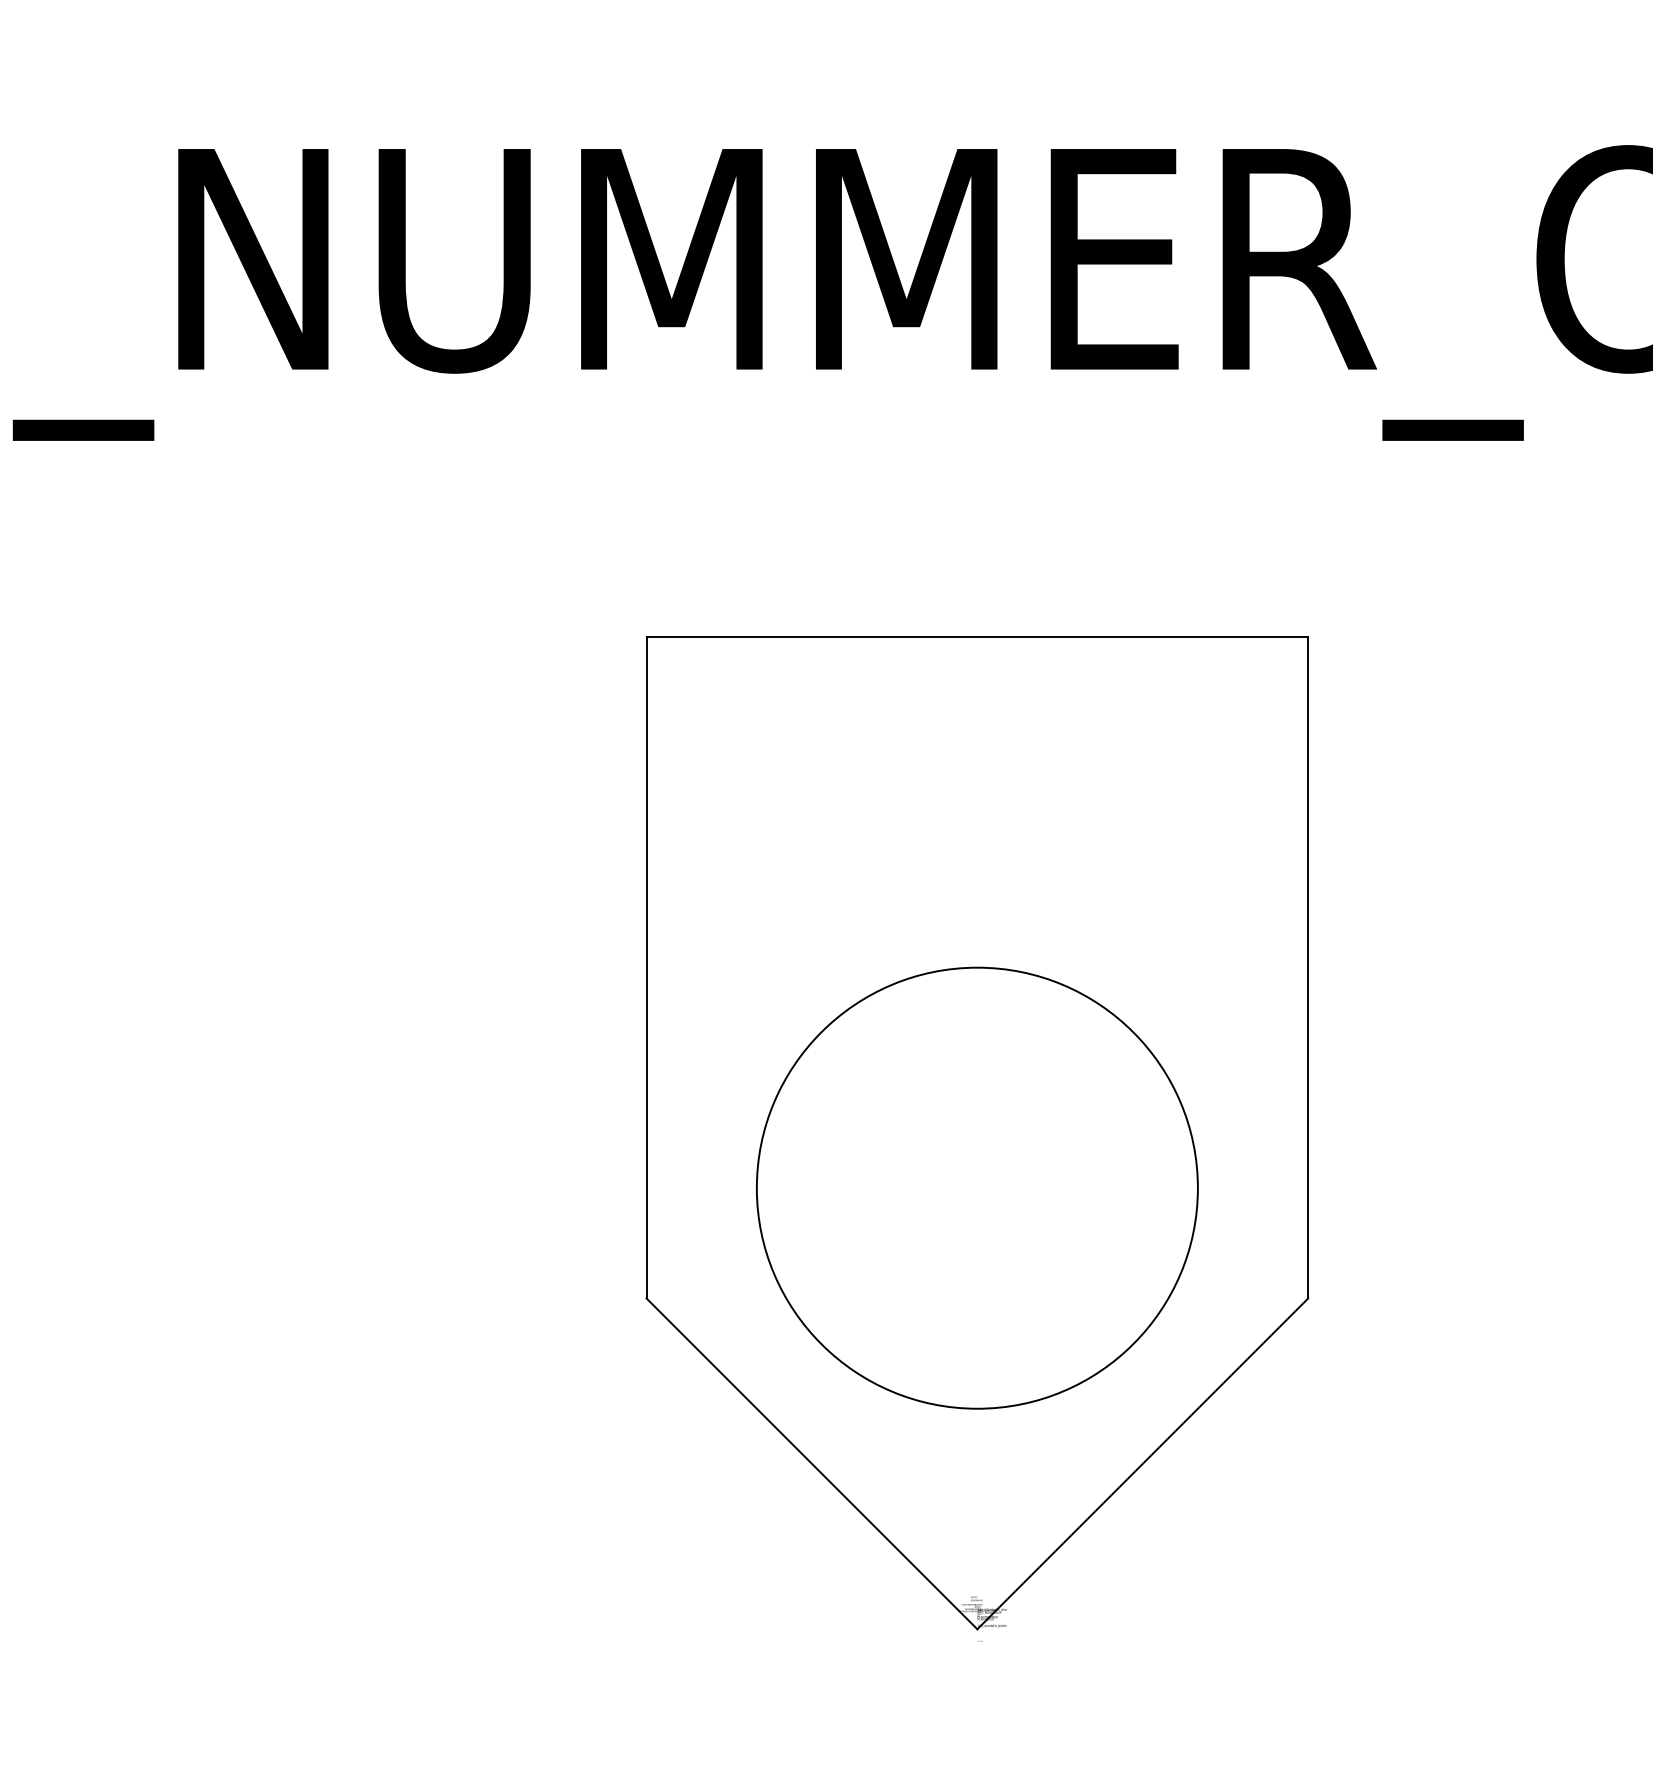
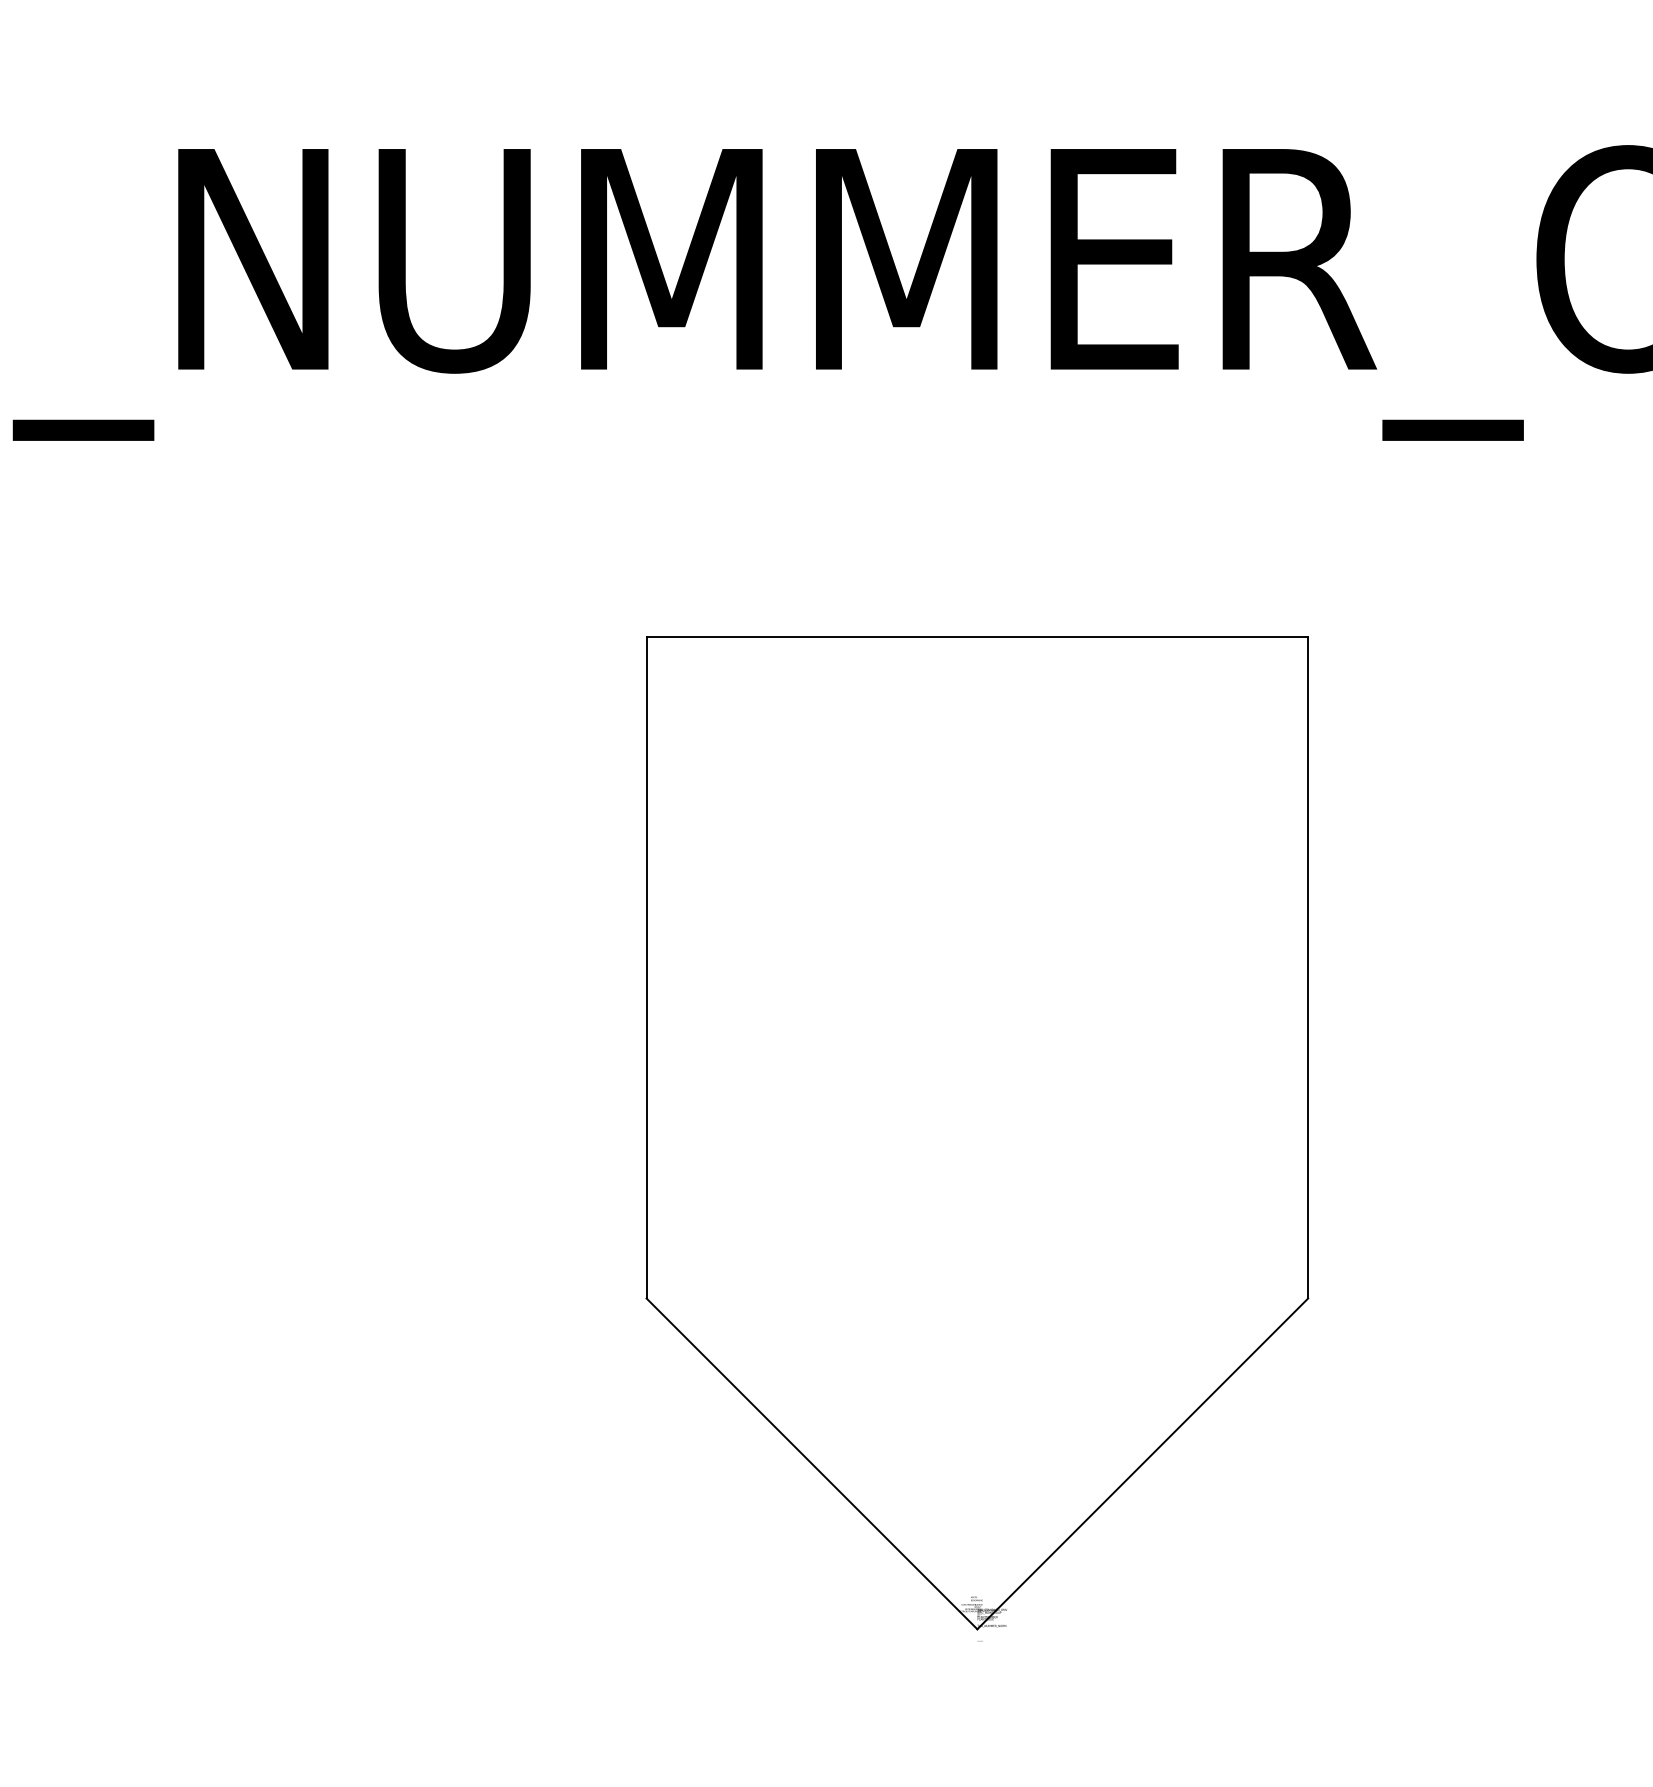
circle: present -> none (977, 1187)
